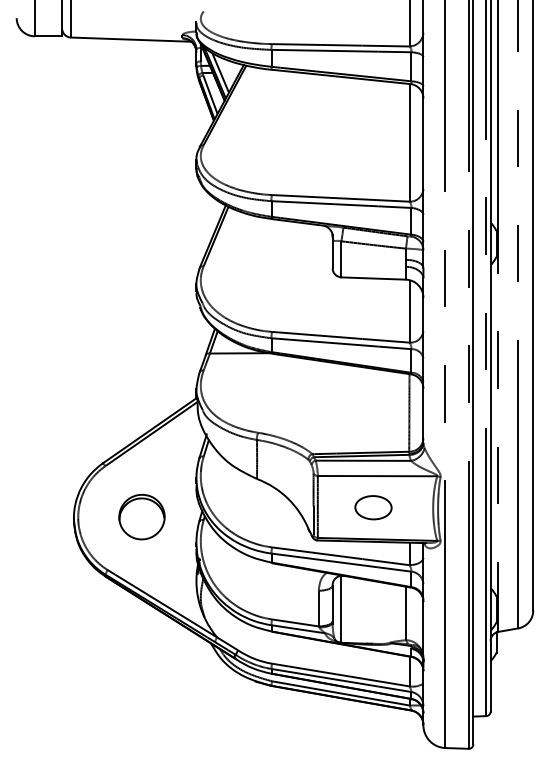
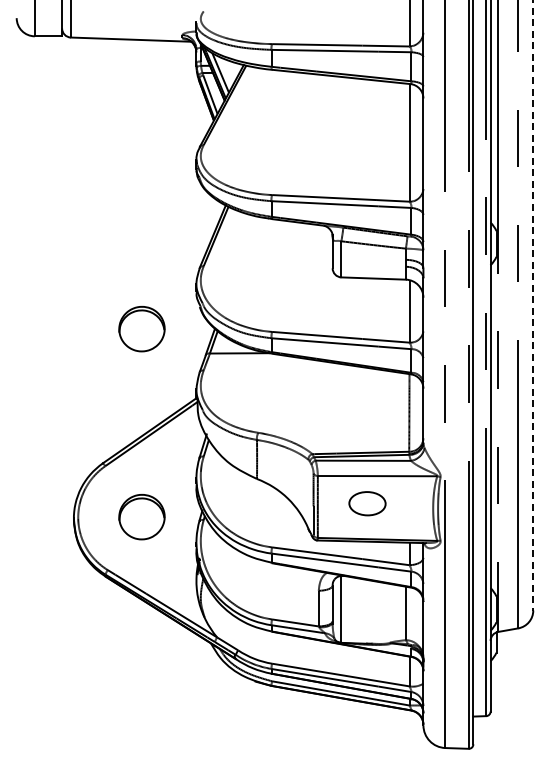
line: solid -> dashed (533, 305)
part: none -> present (141, 329)
part position: (373, 507) -> (367, 503) (367, 503)
